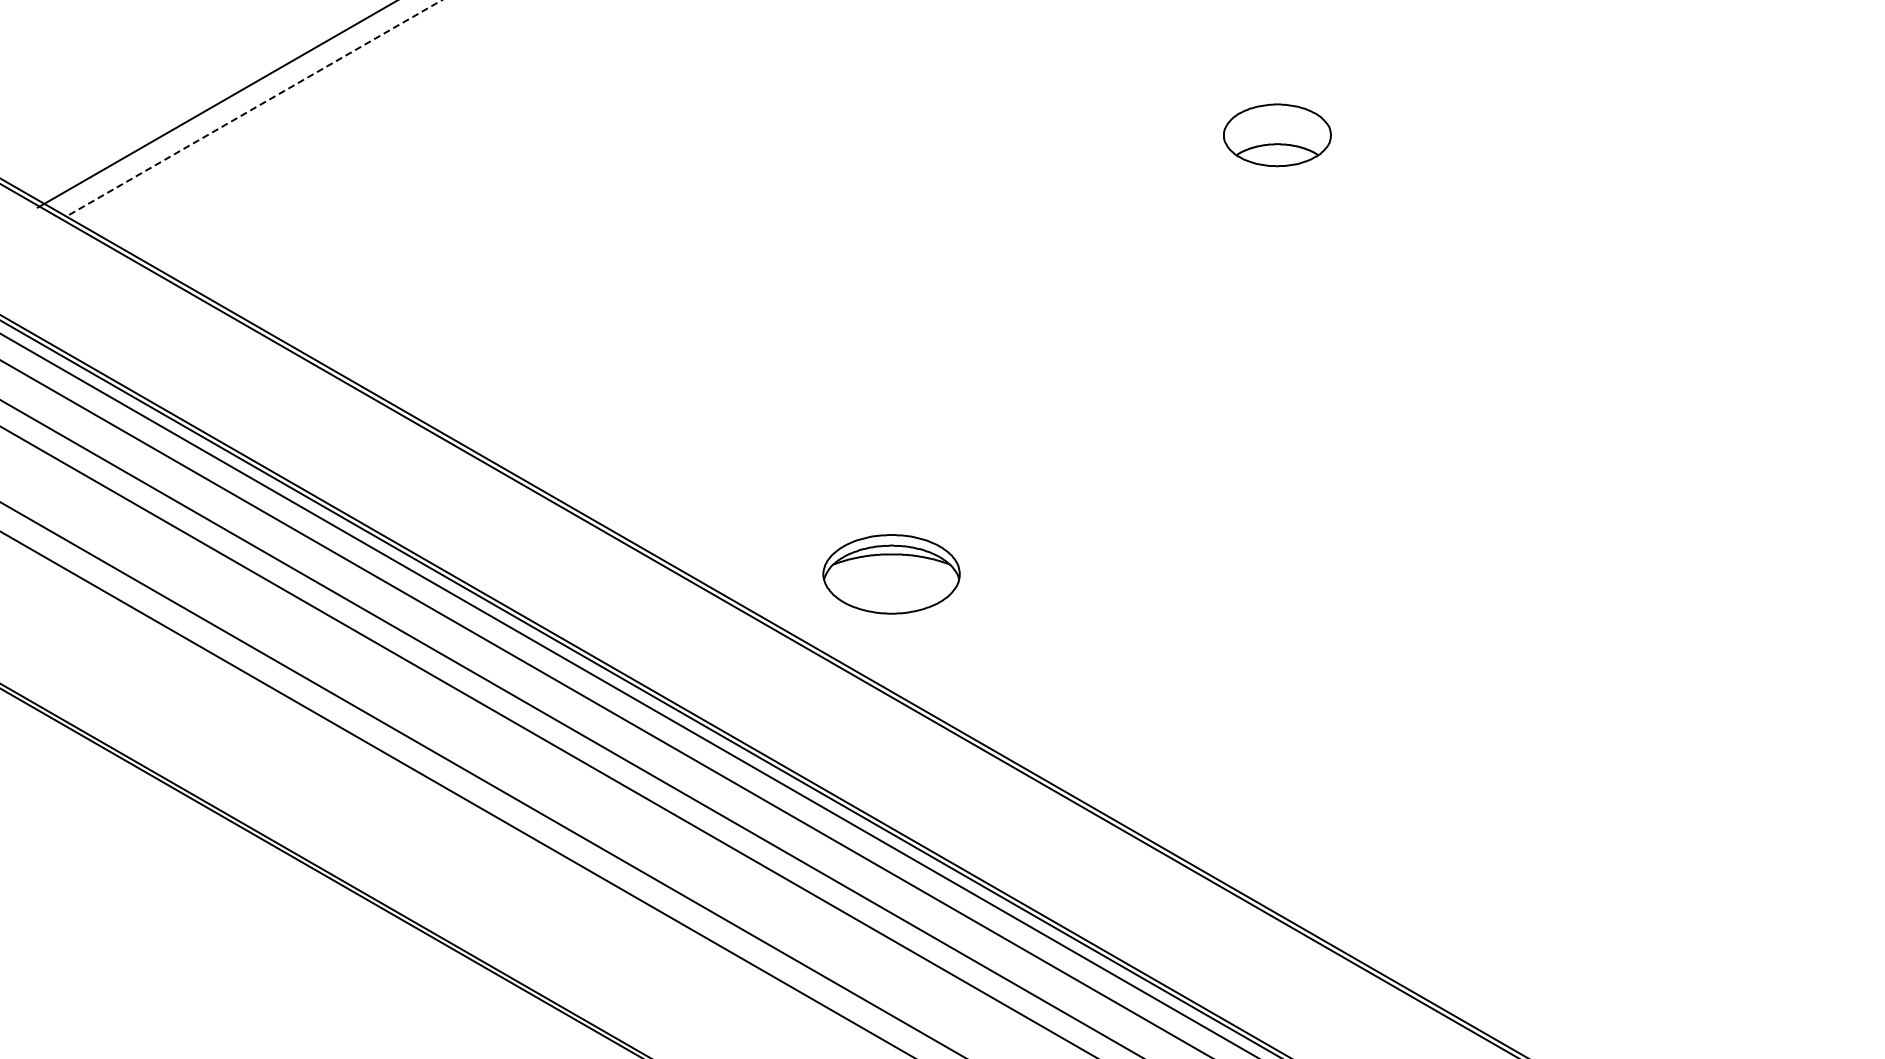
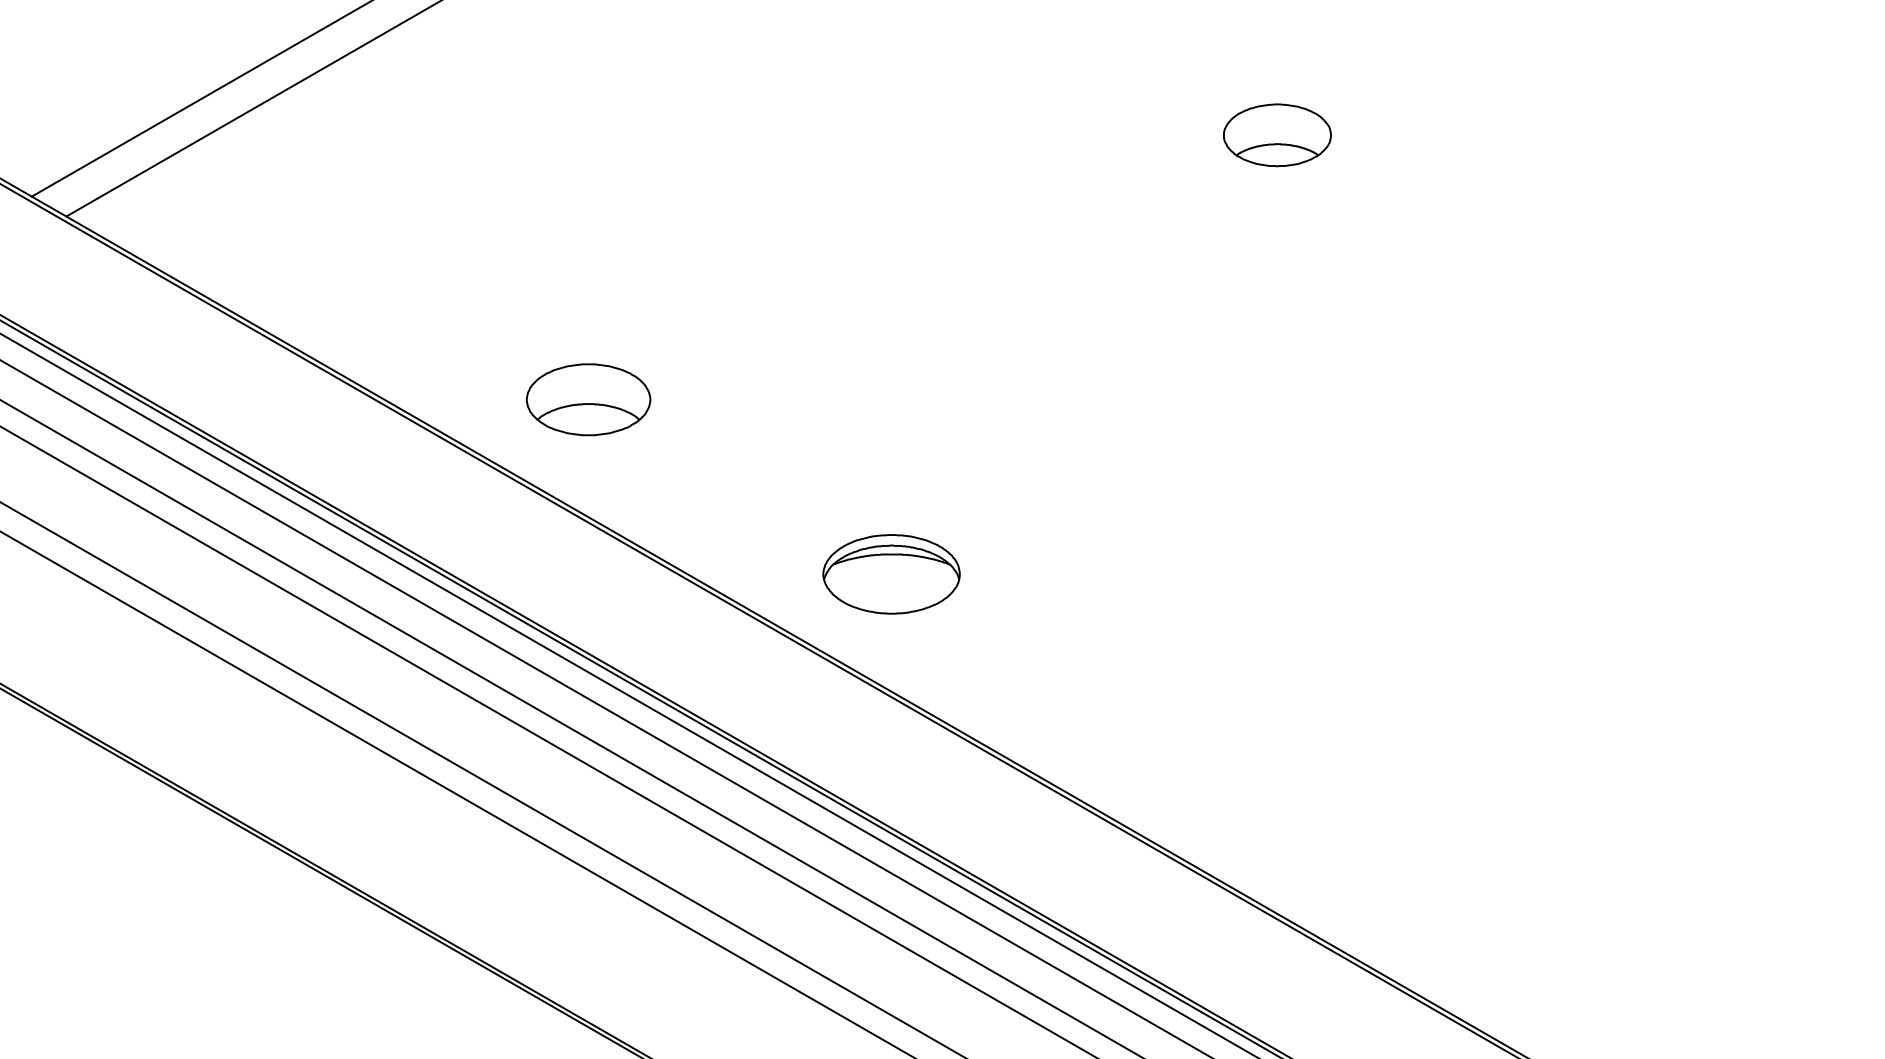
line position: (215, 104) -> (200, 99) (200, 99)
line: dashed -> solid (254, 108)
part: none -> present (588, 399)
